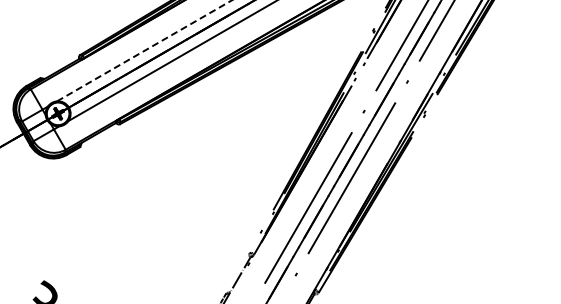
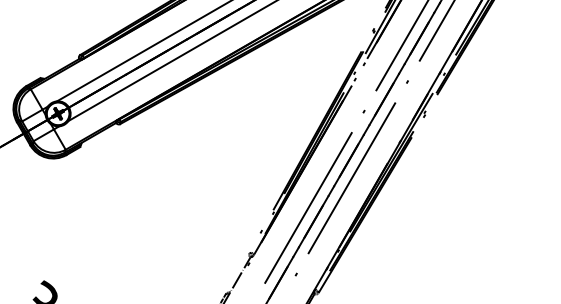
line: dashed -> solid (145, 50)
